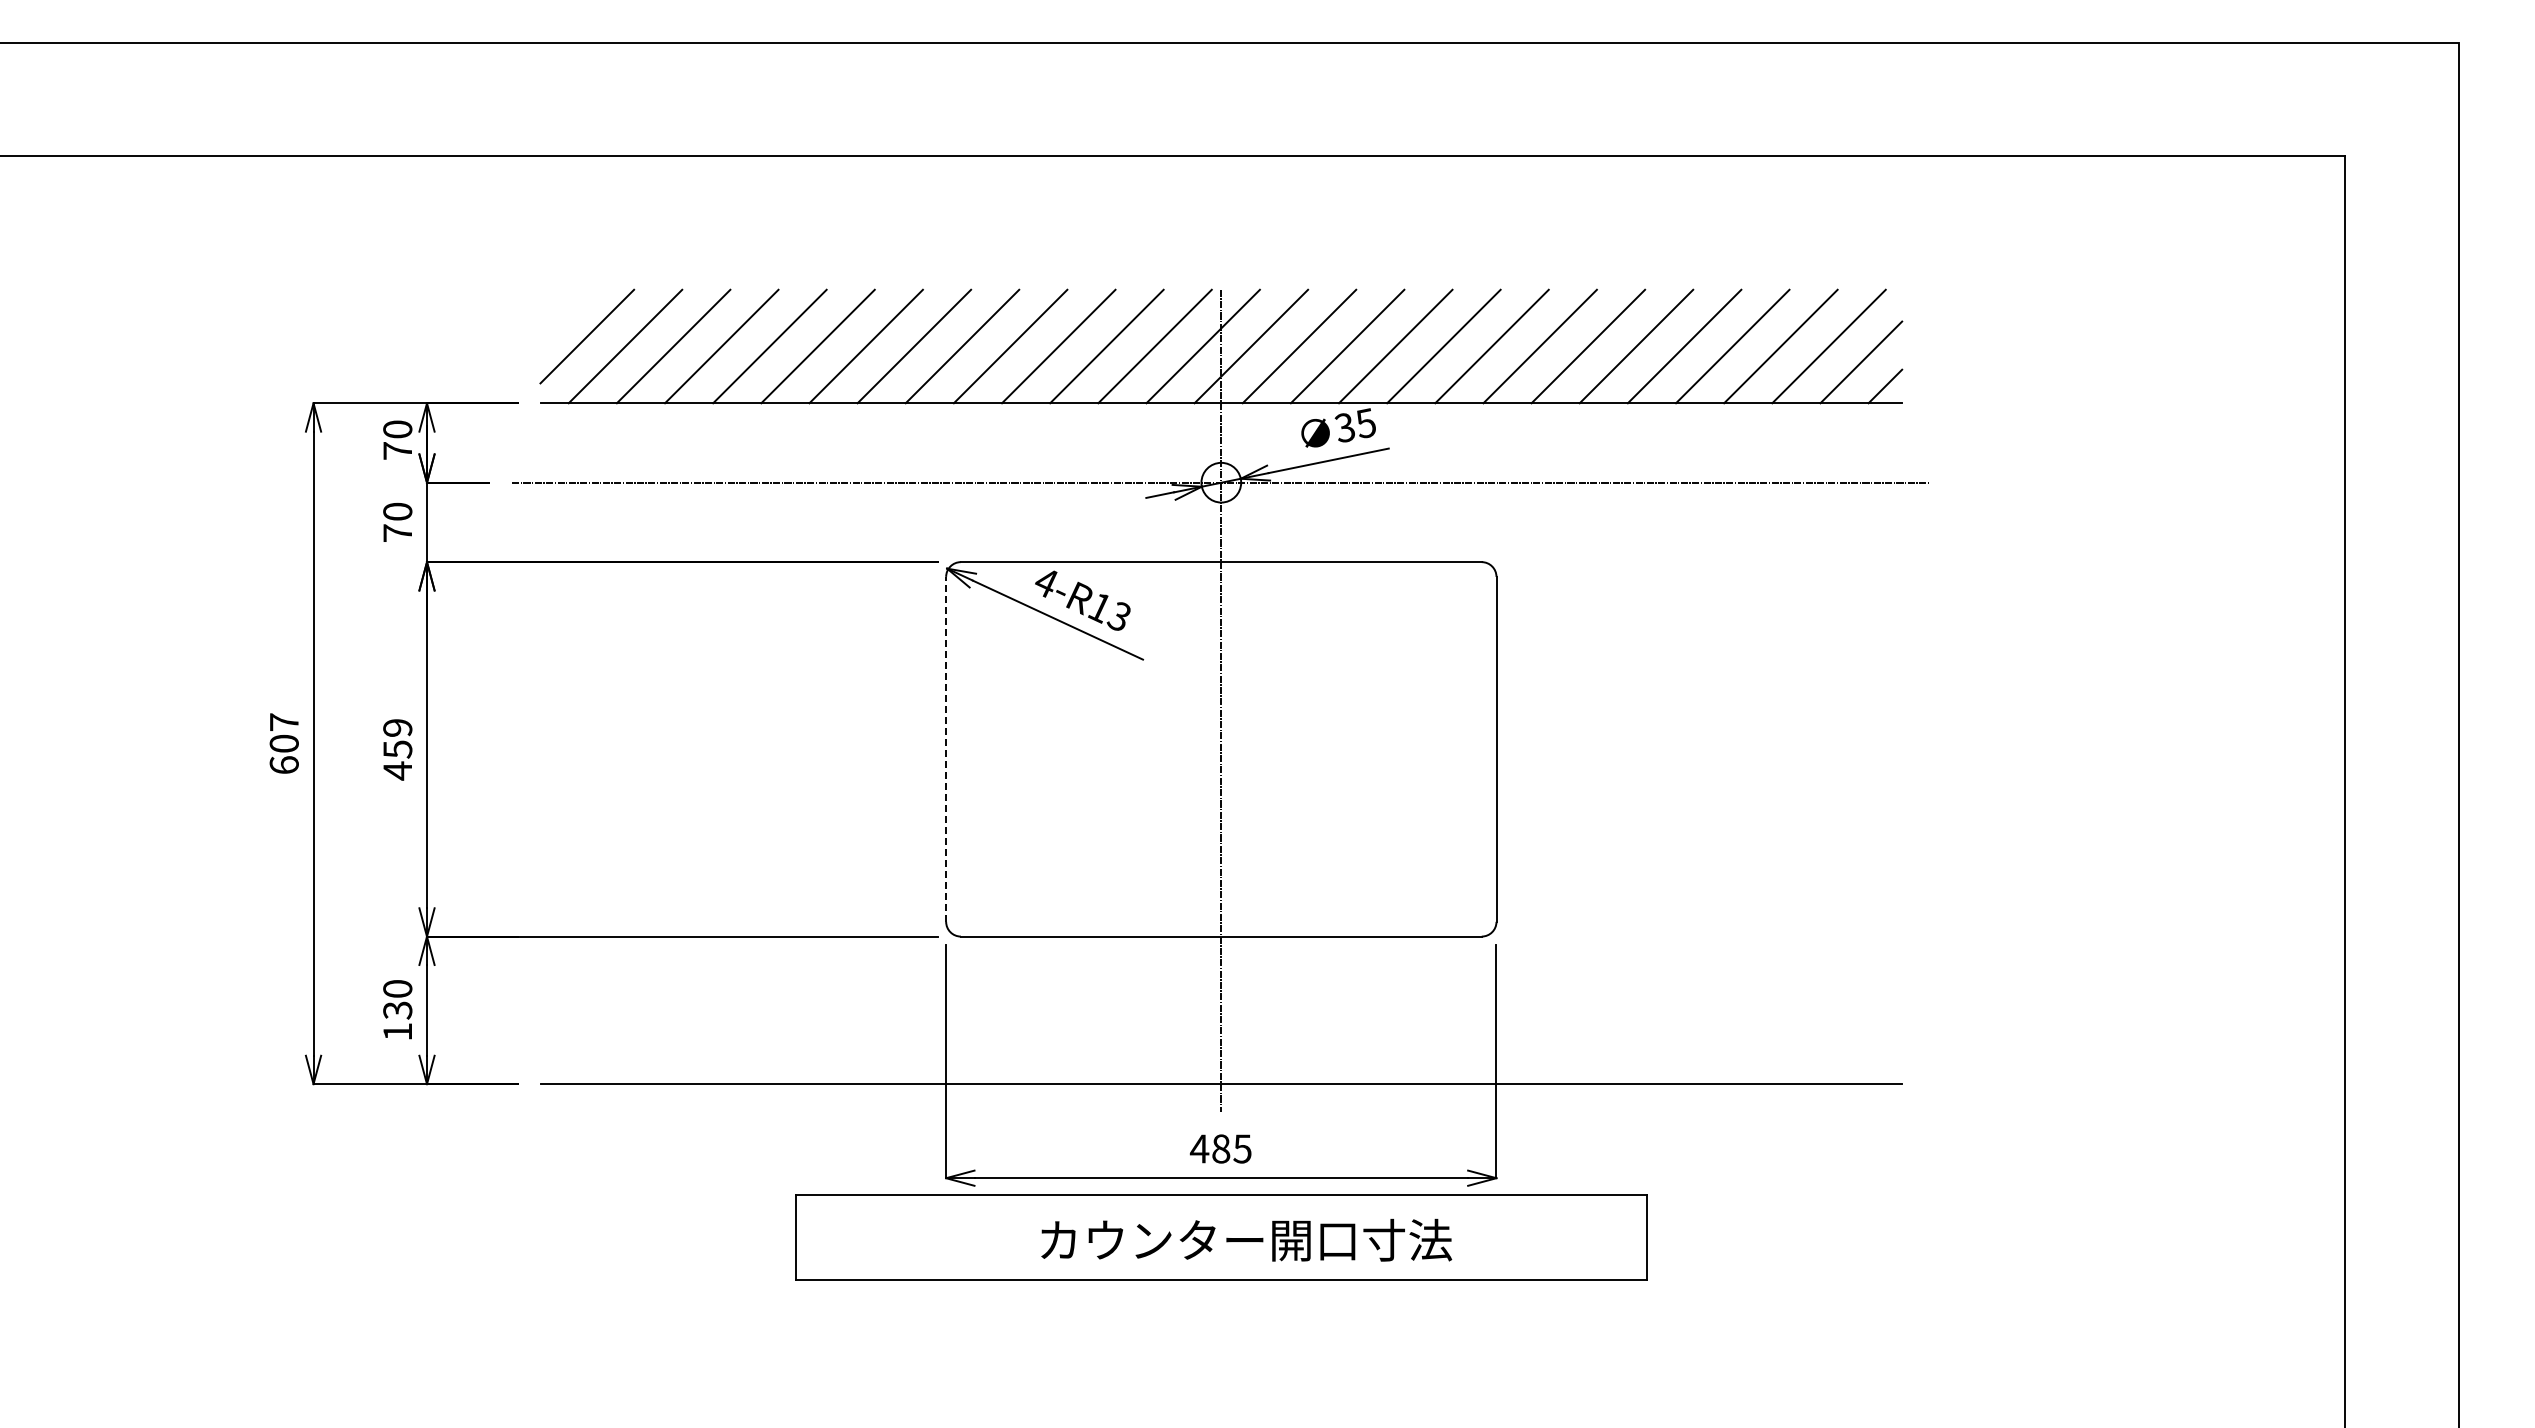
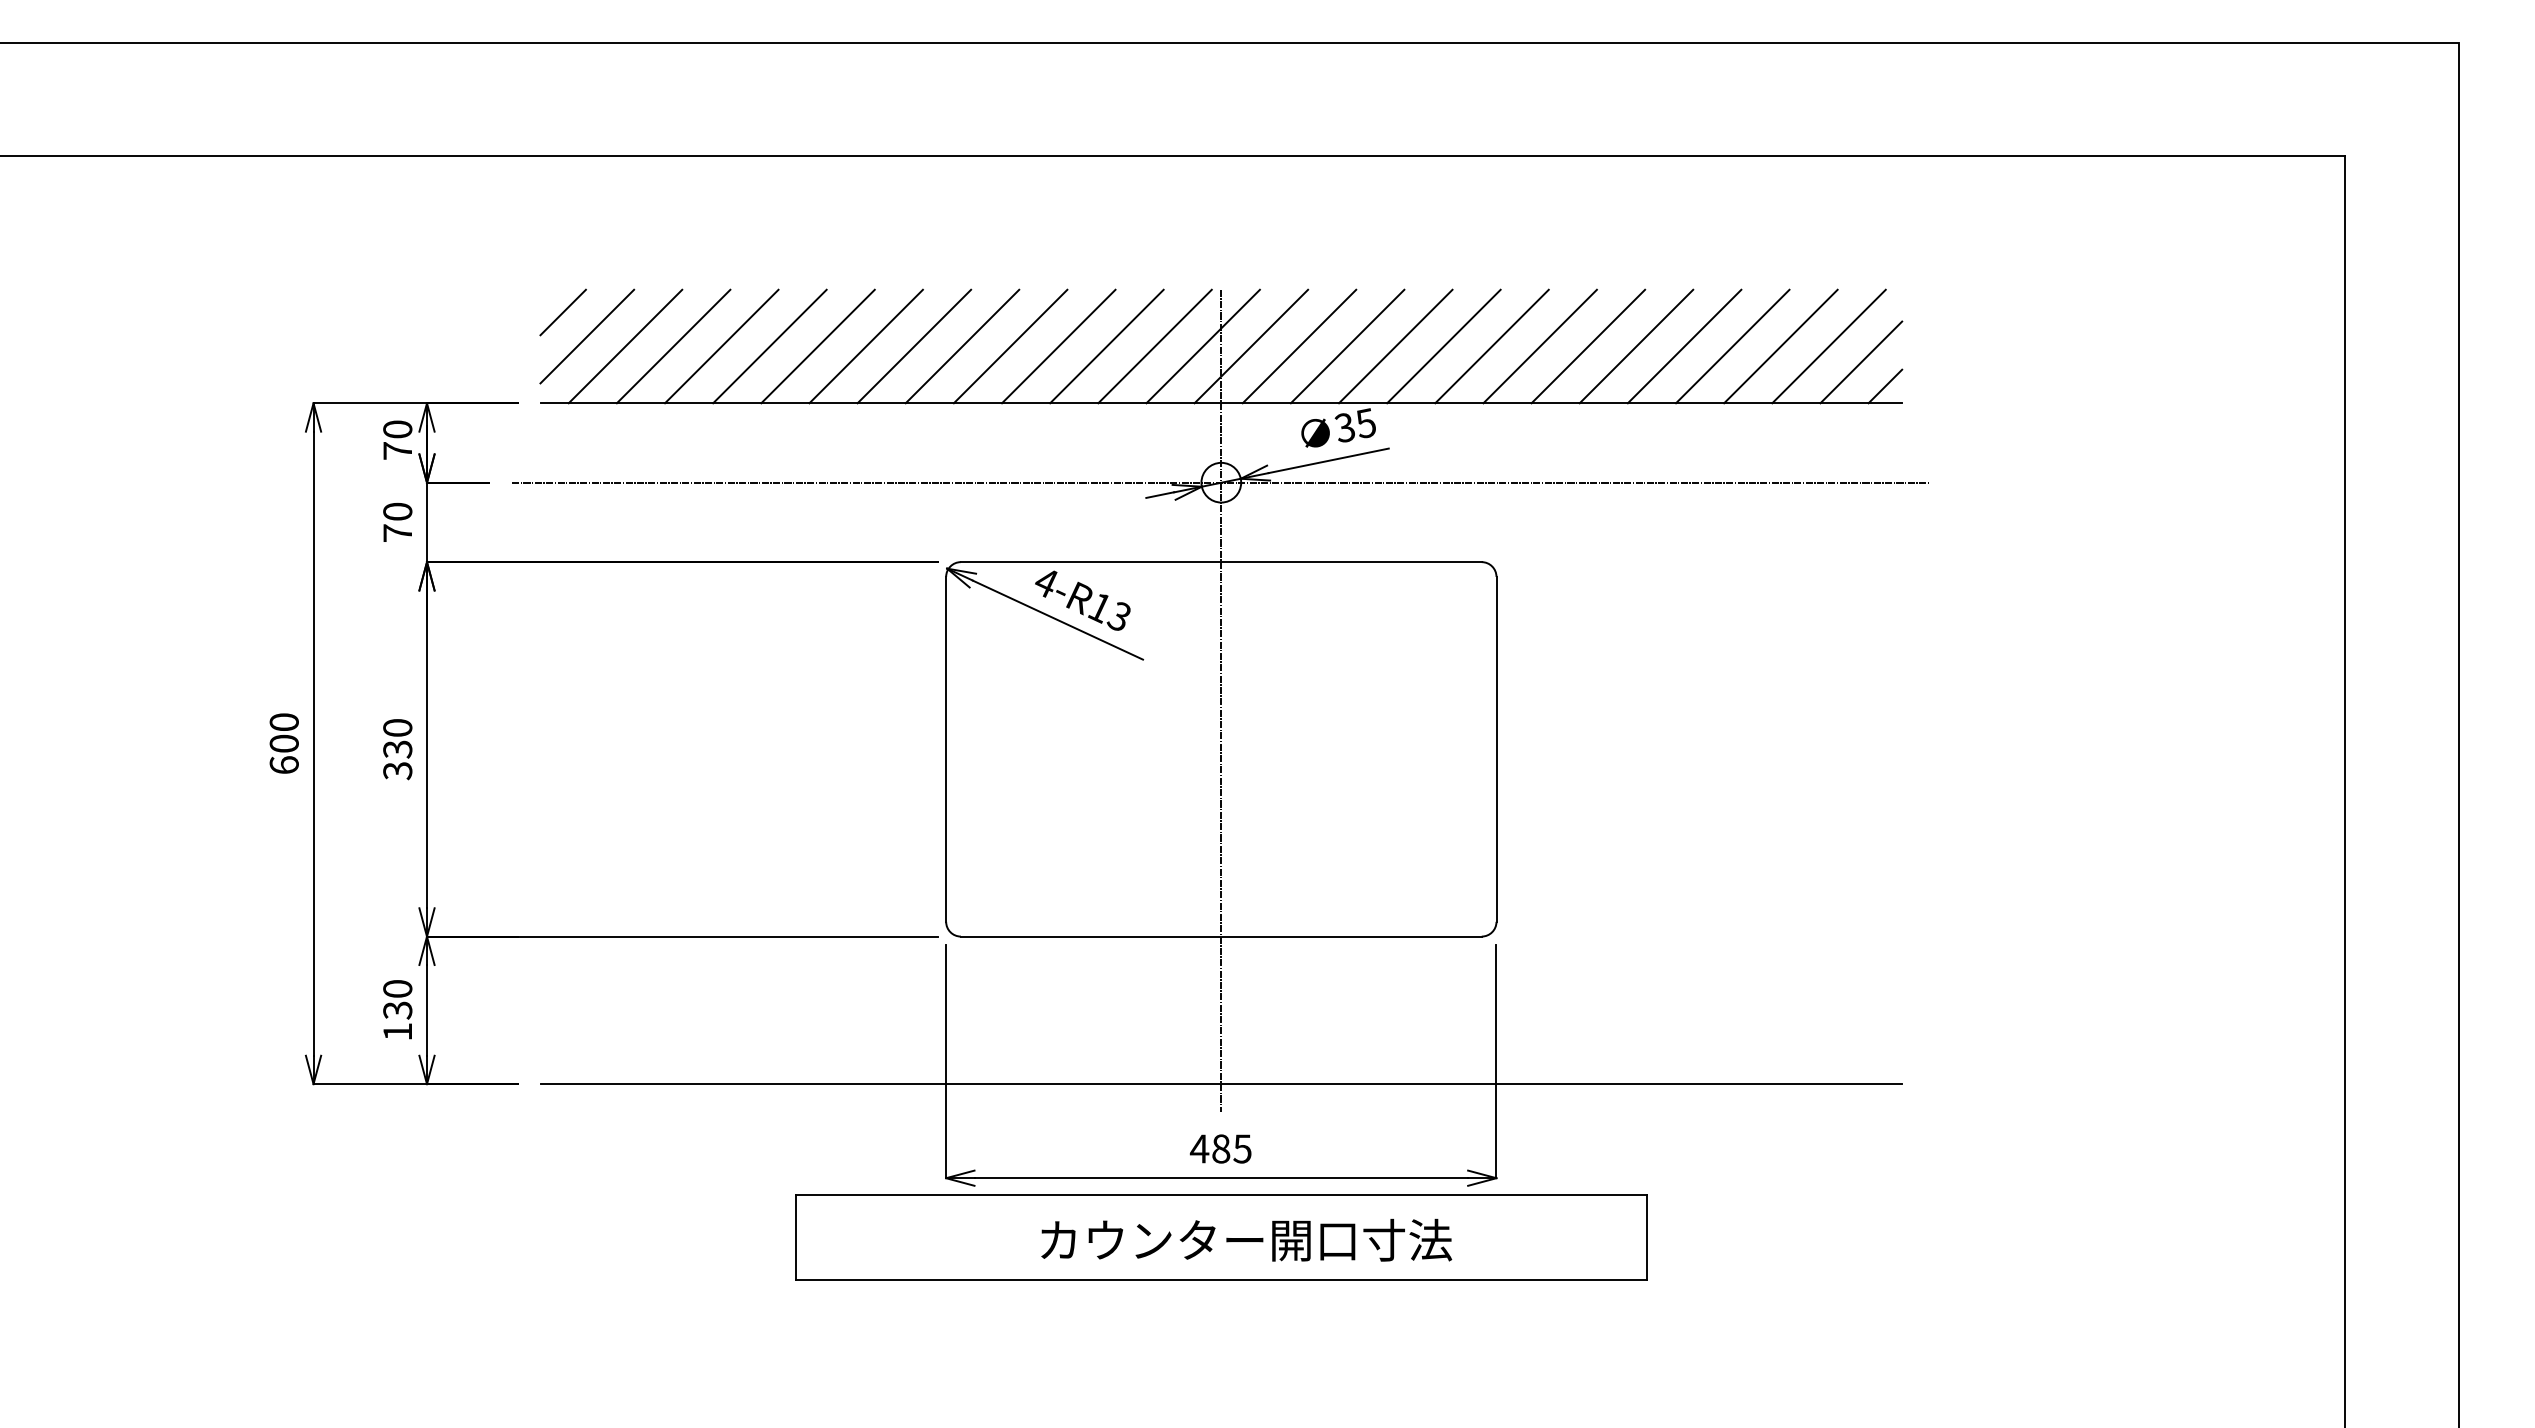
line: none -> present (562, 312)
text: 607 -> 600 (283, 721)
line: dashed -> solid (946, 748)
text: 459 -> 330 (397, 749)
